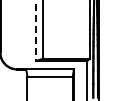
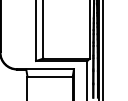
line: dashed -> solid (36, 31)
line: none -> present (103, 49)
